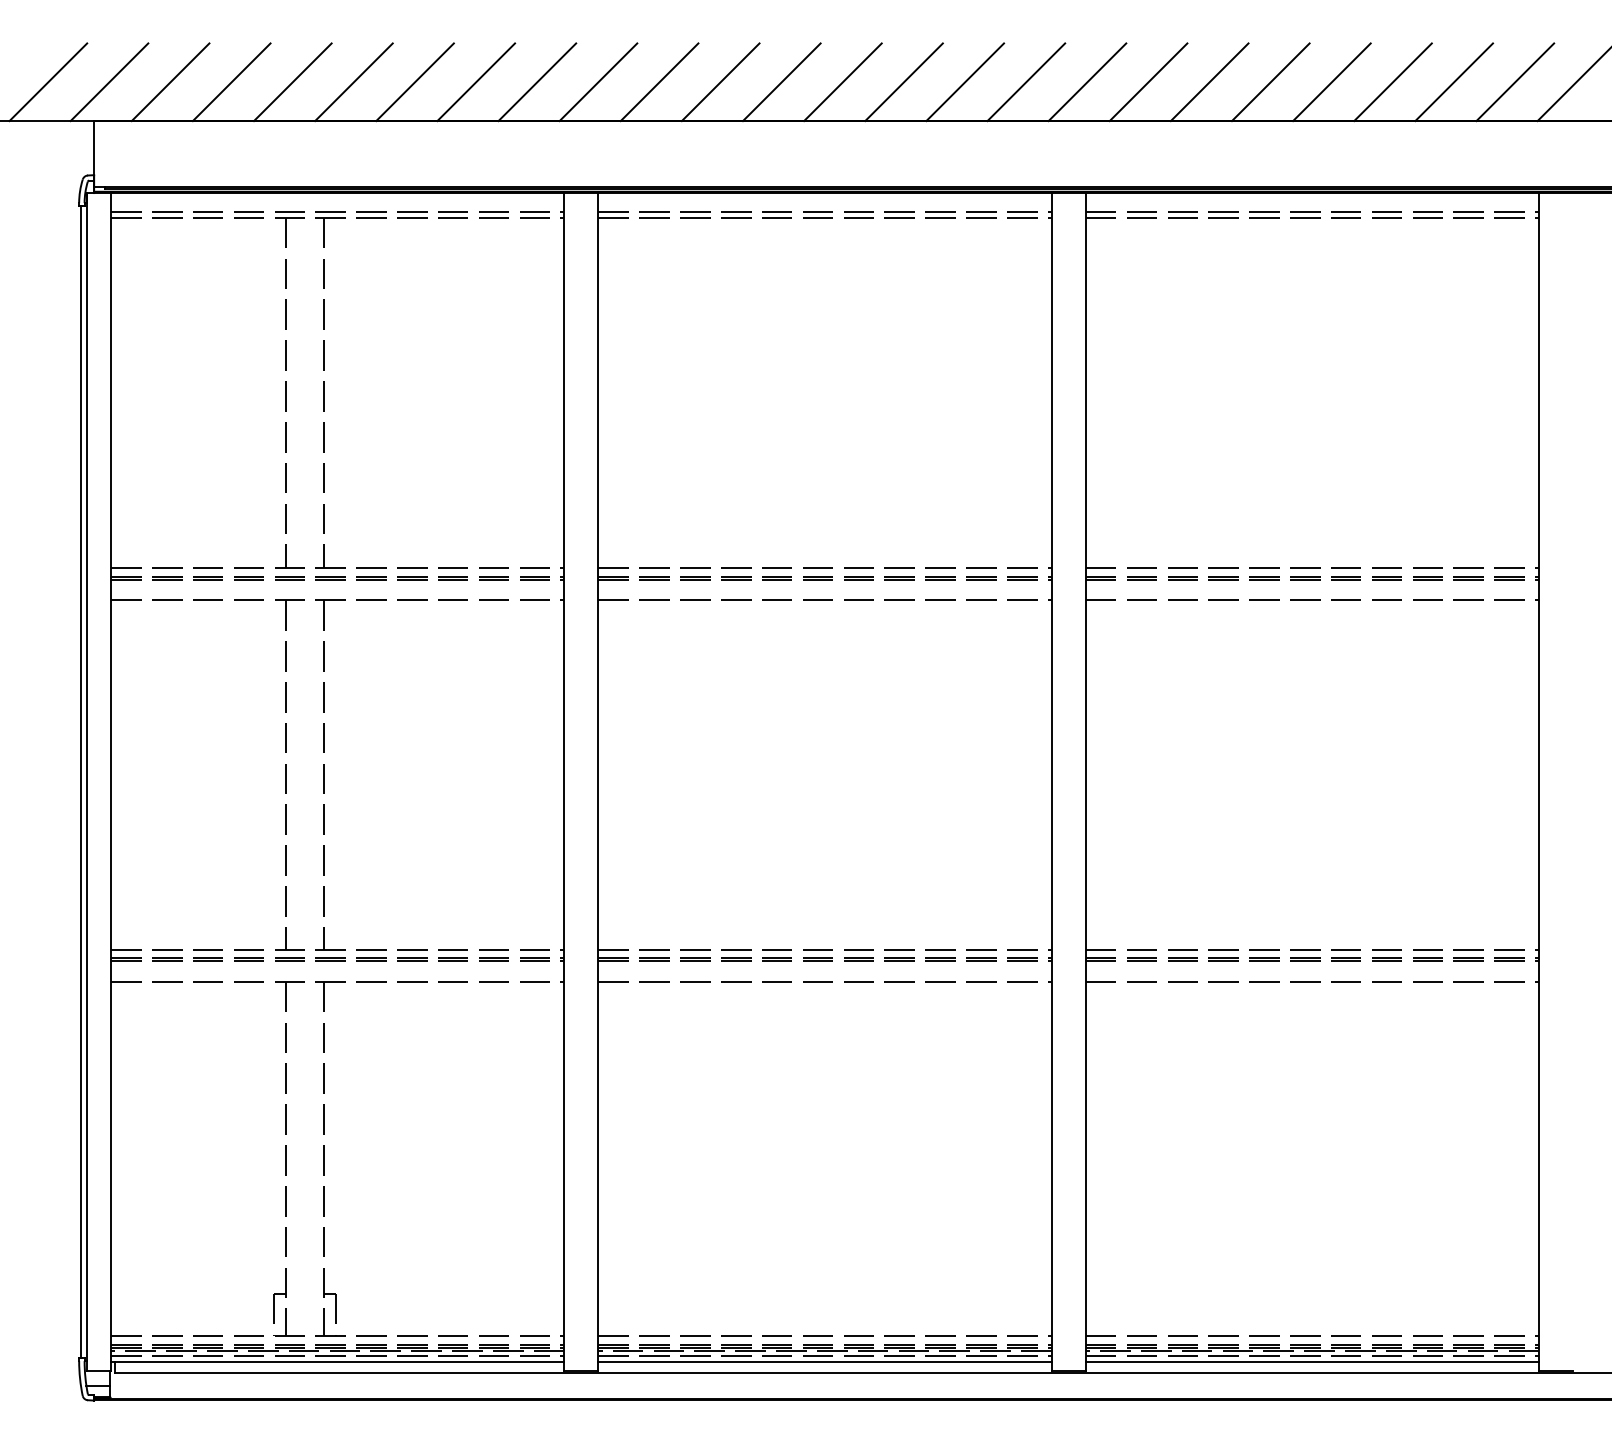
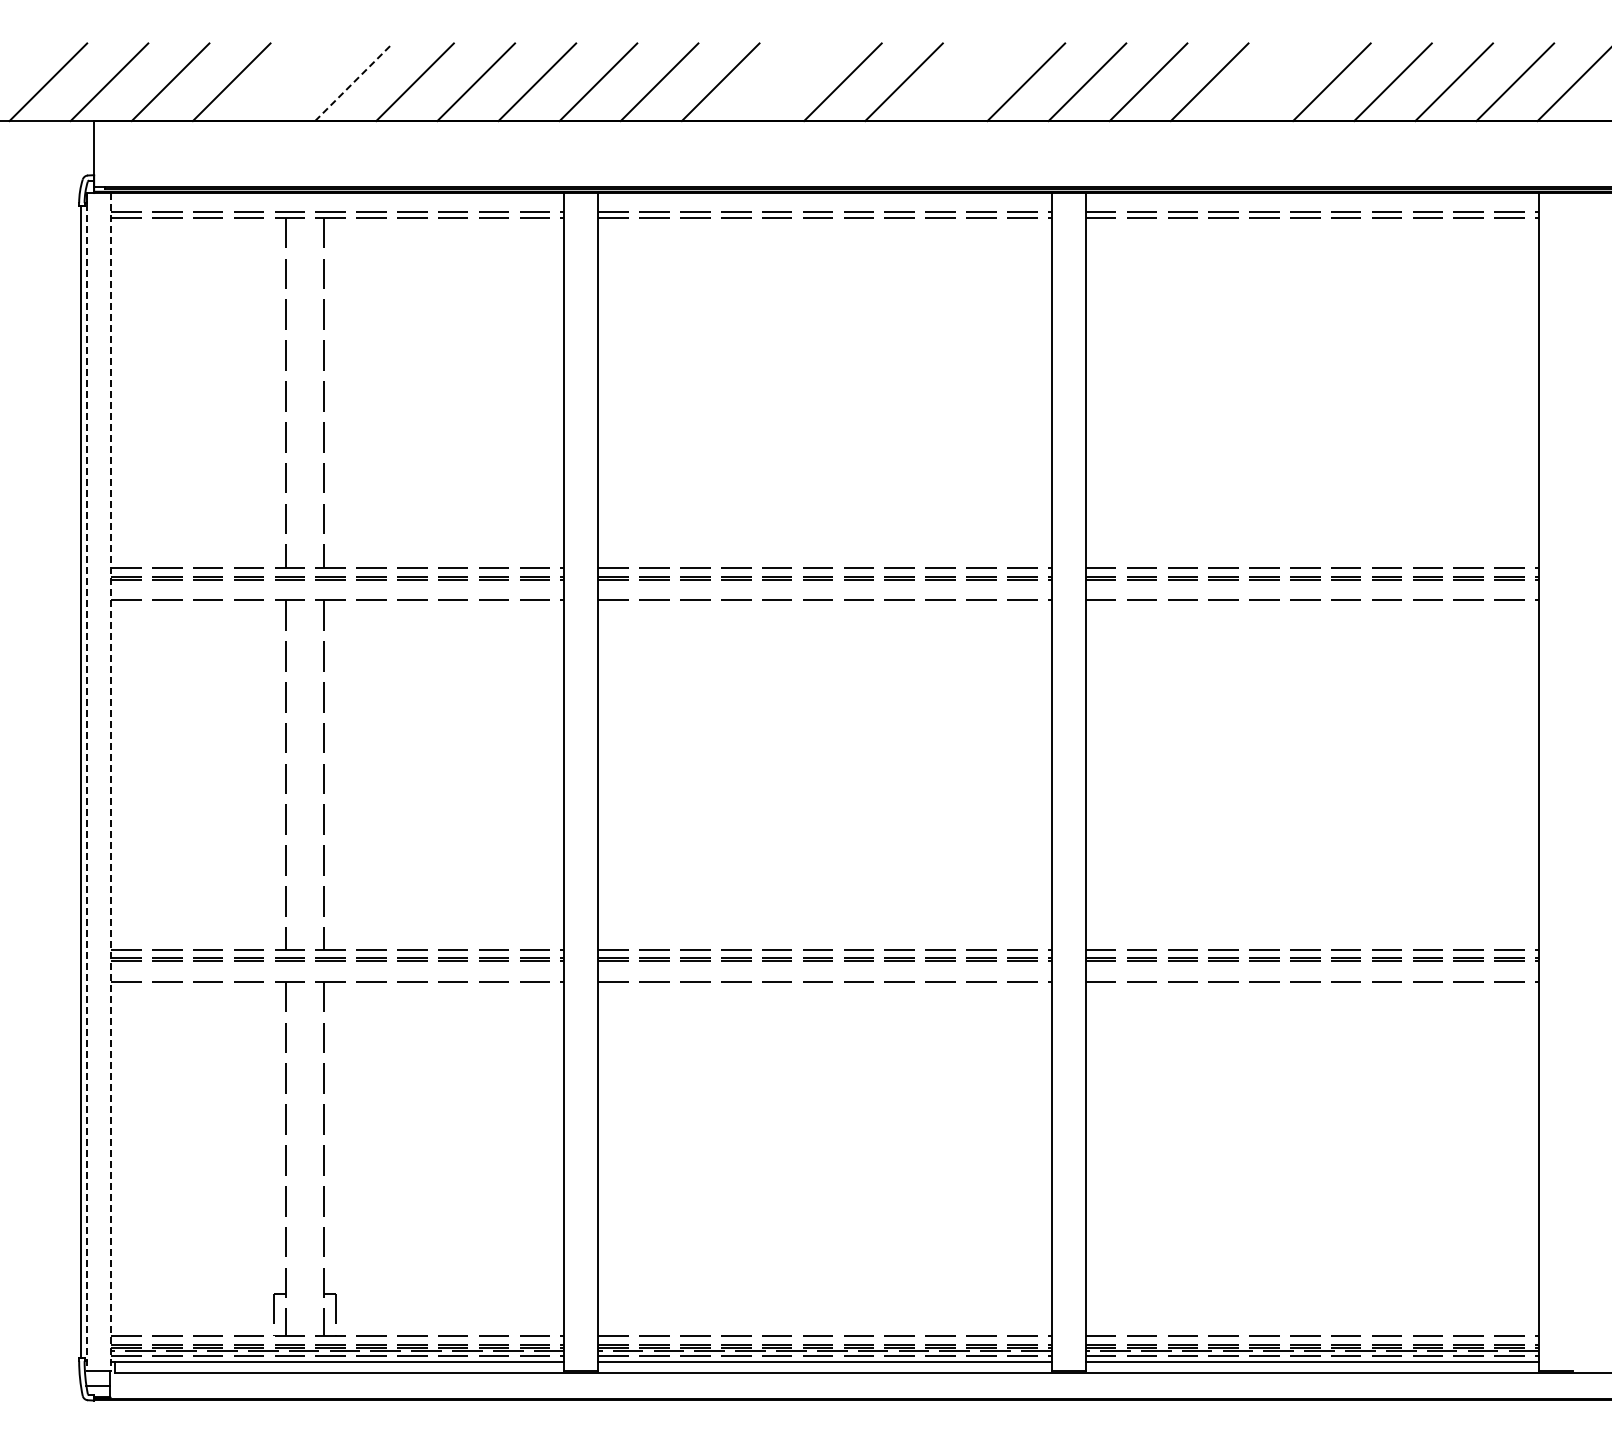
line: present -> none (292, 82)
line: solid -> dashed (353, 82)
line: present -> none (781, 82)
line: present -> none (965, 82)
line: present -> none (1270, 82)
line: solid -> dashed (87, 782)
line: solid -> dashed (111, 782)
